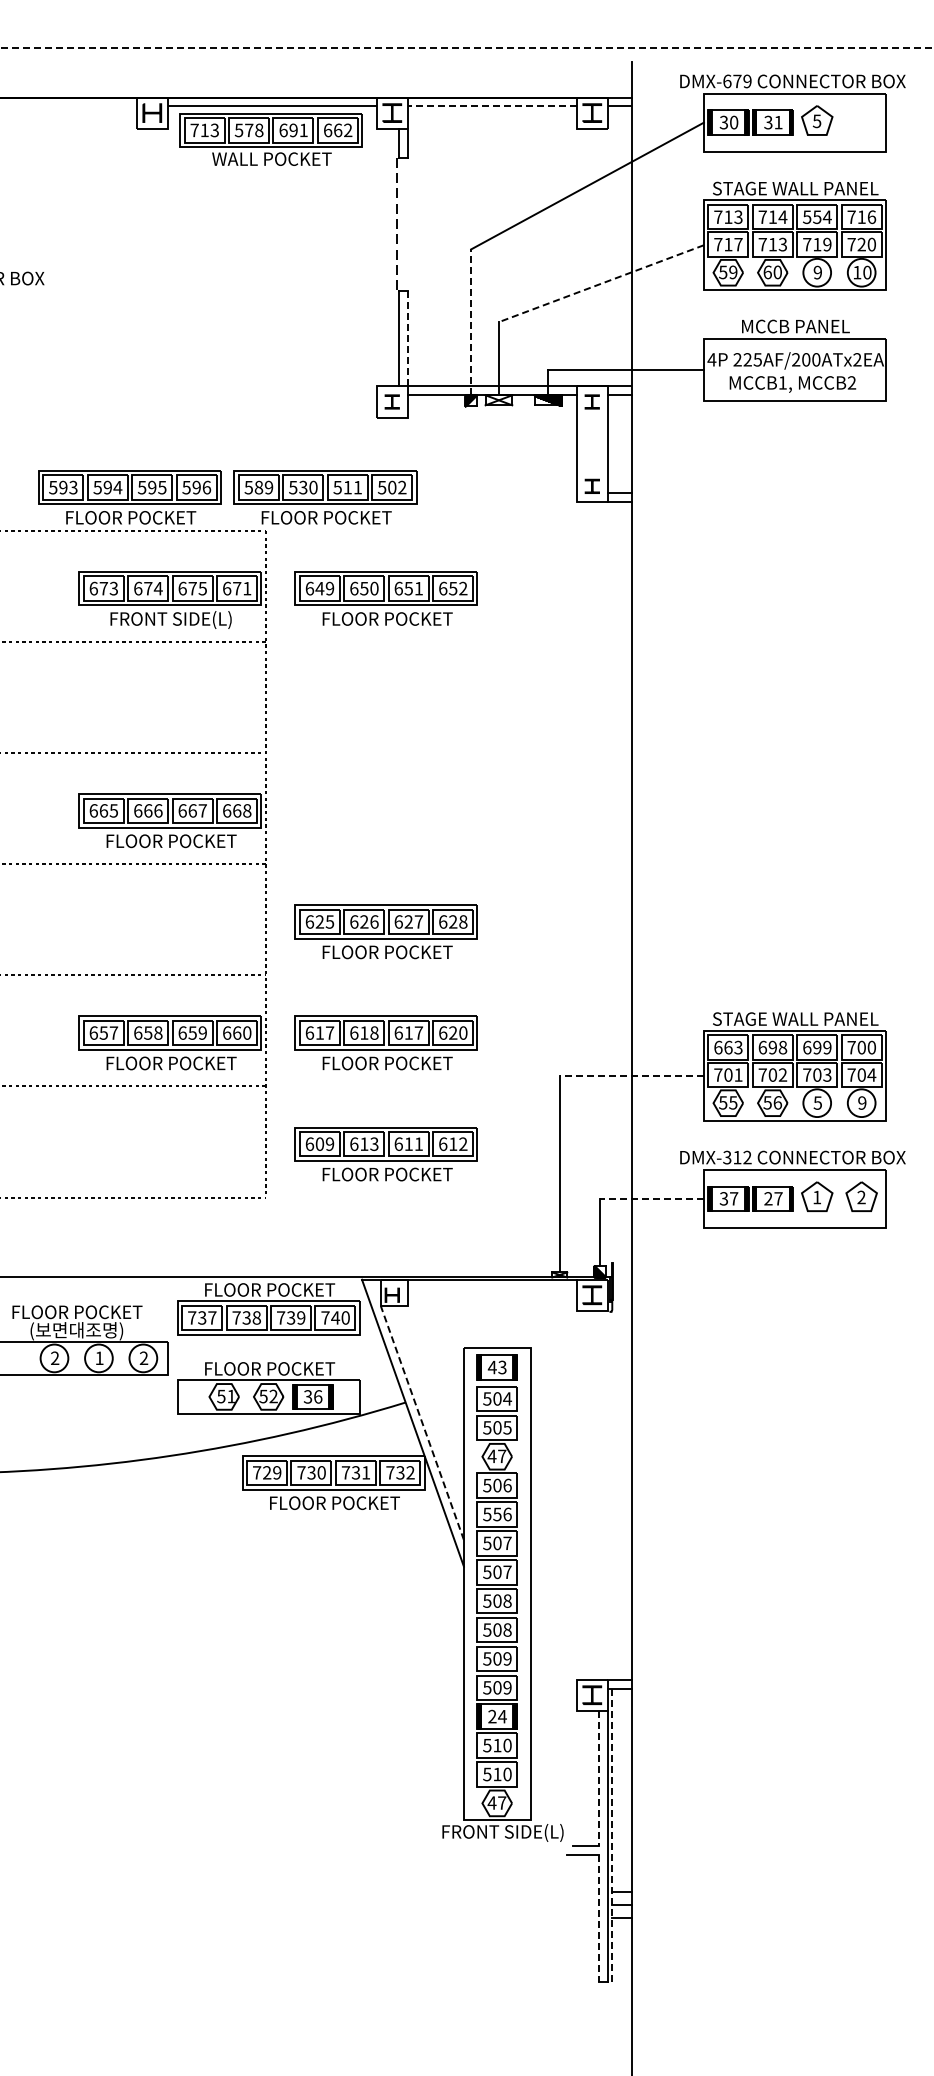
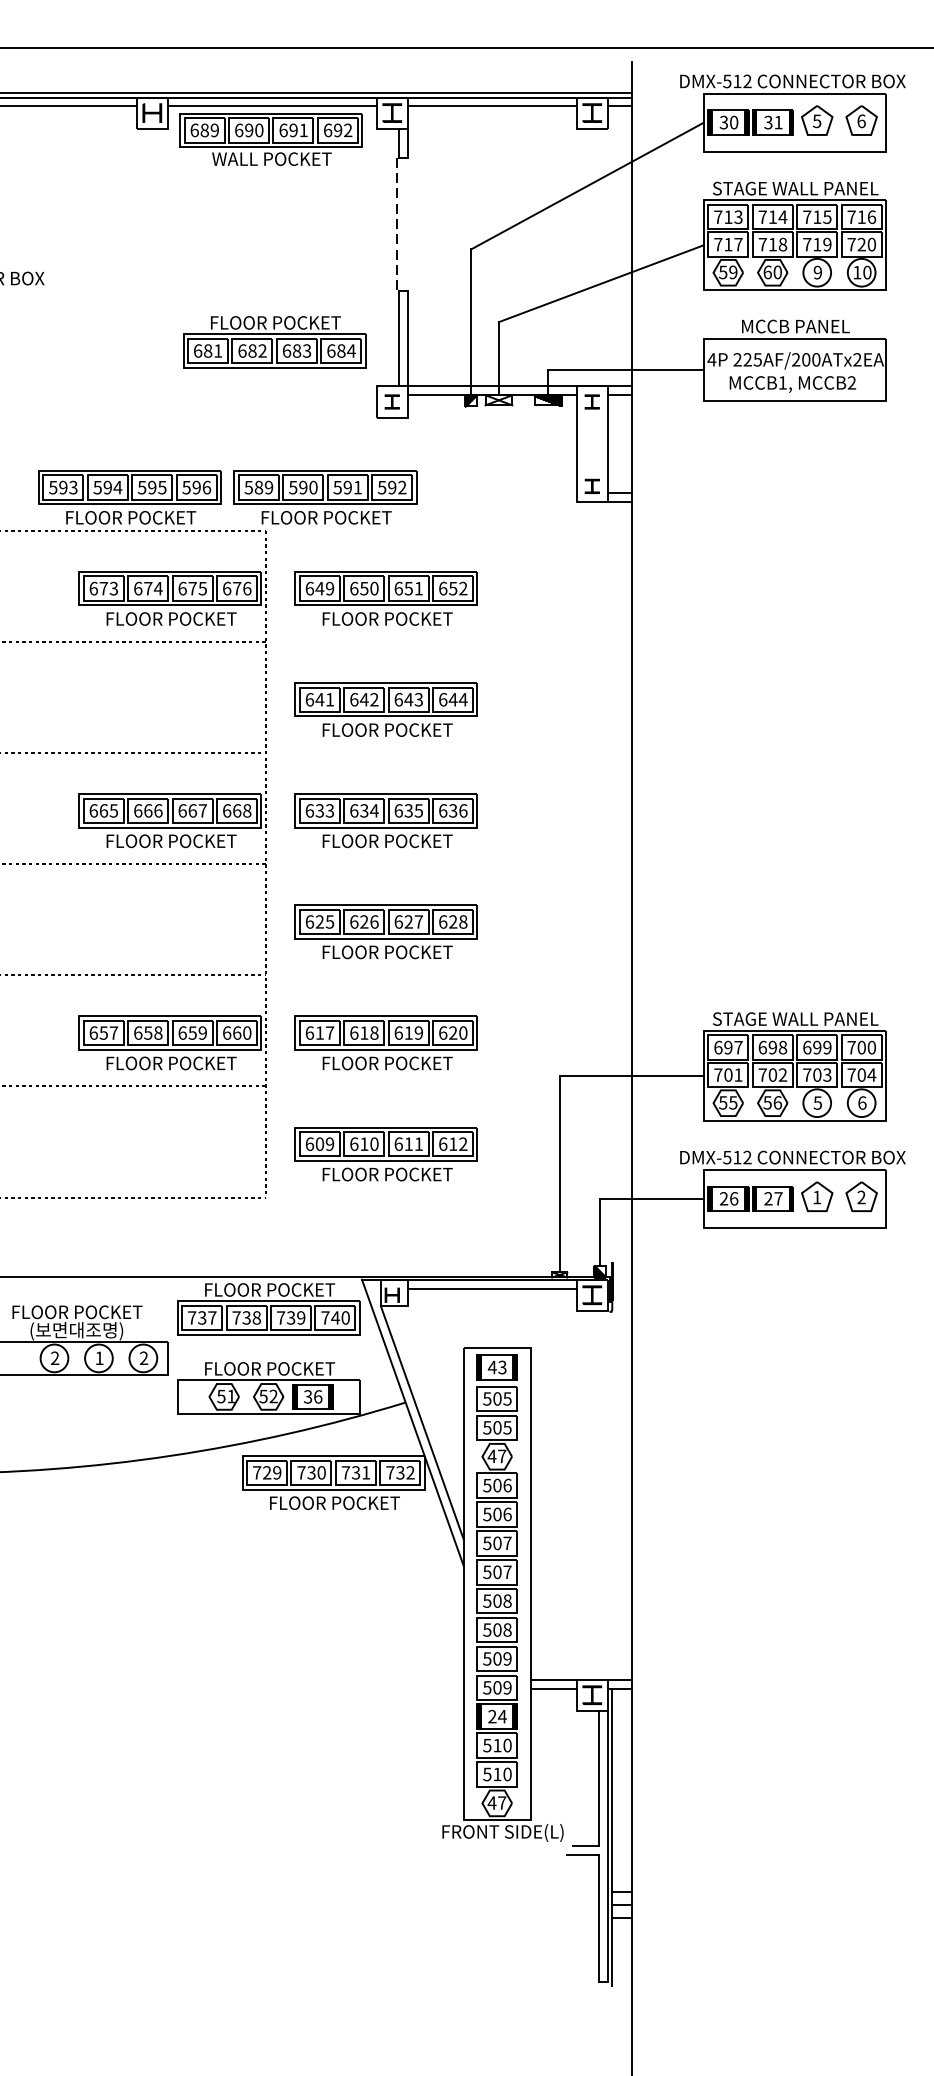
line: dashed -> solid (466, 47)
text: DMX-679 -> DMX-512 (737, 81)
line: none -> present (316, 93)
line: none -> present (69, 106)
line: dashed -> solid (491, 106)
part: none -> present (861, 120)
text: 713 -> 689 (204, 130)
text: 578 -> 690 (248, 130)
text: 662 -> 692 (338, 130)
text: 554 -> 715 (817, 217)
text: 713 -> 718 (782, 244)
line: dashed -> solid (600, 283)
line: dashed -> solid (471, 322)
line: dashed -> solid (407, 338)
part: none -> present (274, 342)
text: 530 -> 590 (303, 487)
text: 511 -> 591 (347, 487)
text: 502 -> 592 (392, 487)
text: 671 -> 676 (247, 588)
text: FRONT SIDE(L) -> FLOOR POCKET (171, 619)
part: none -> present (385, 709)
part: none -> present (385, 820)
text: 617 -> 619 (418, 1032)
text: 663 -> 697 (733, 1047)
line: dashed -> solid (631, 1075)
text: 9 -> 6 (862, 1102)
text: 613 -> 610 (374, 1143)
text: DMX-312 -> DMX-512 (727, 1156)
line: dashed -> solid (651, 1198)
text: 37 -> 26 (728, 1198)
line: none -> present (491, 1288)
text: 504 -> 505 (507, 1398)
line: dashed -> solid (422, 1423)
text: 556 -> 506 (497, 1514)
line: none -> present (553, 1679)
line: none -> present (553, 1688)
line: dashed -> solid (598, 1778)
line: dashed -> solid (612, 1837)
line: dashed -> solid (598, 1919)
